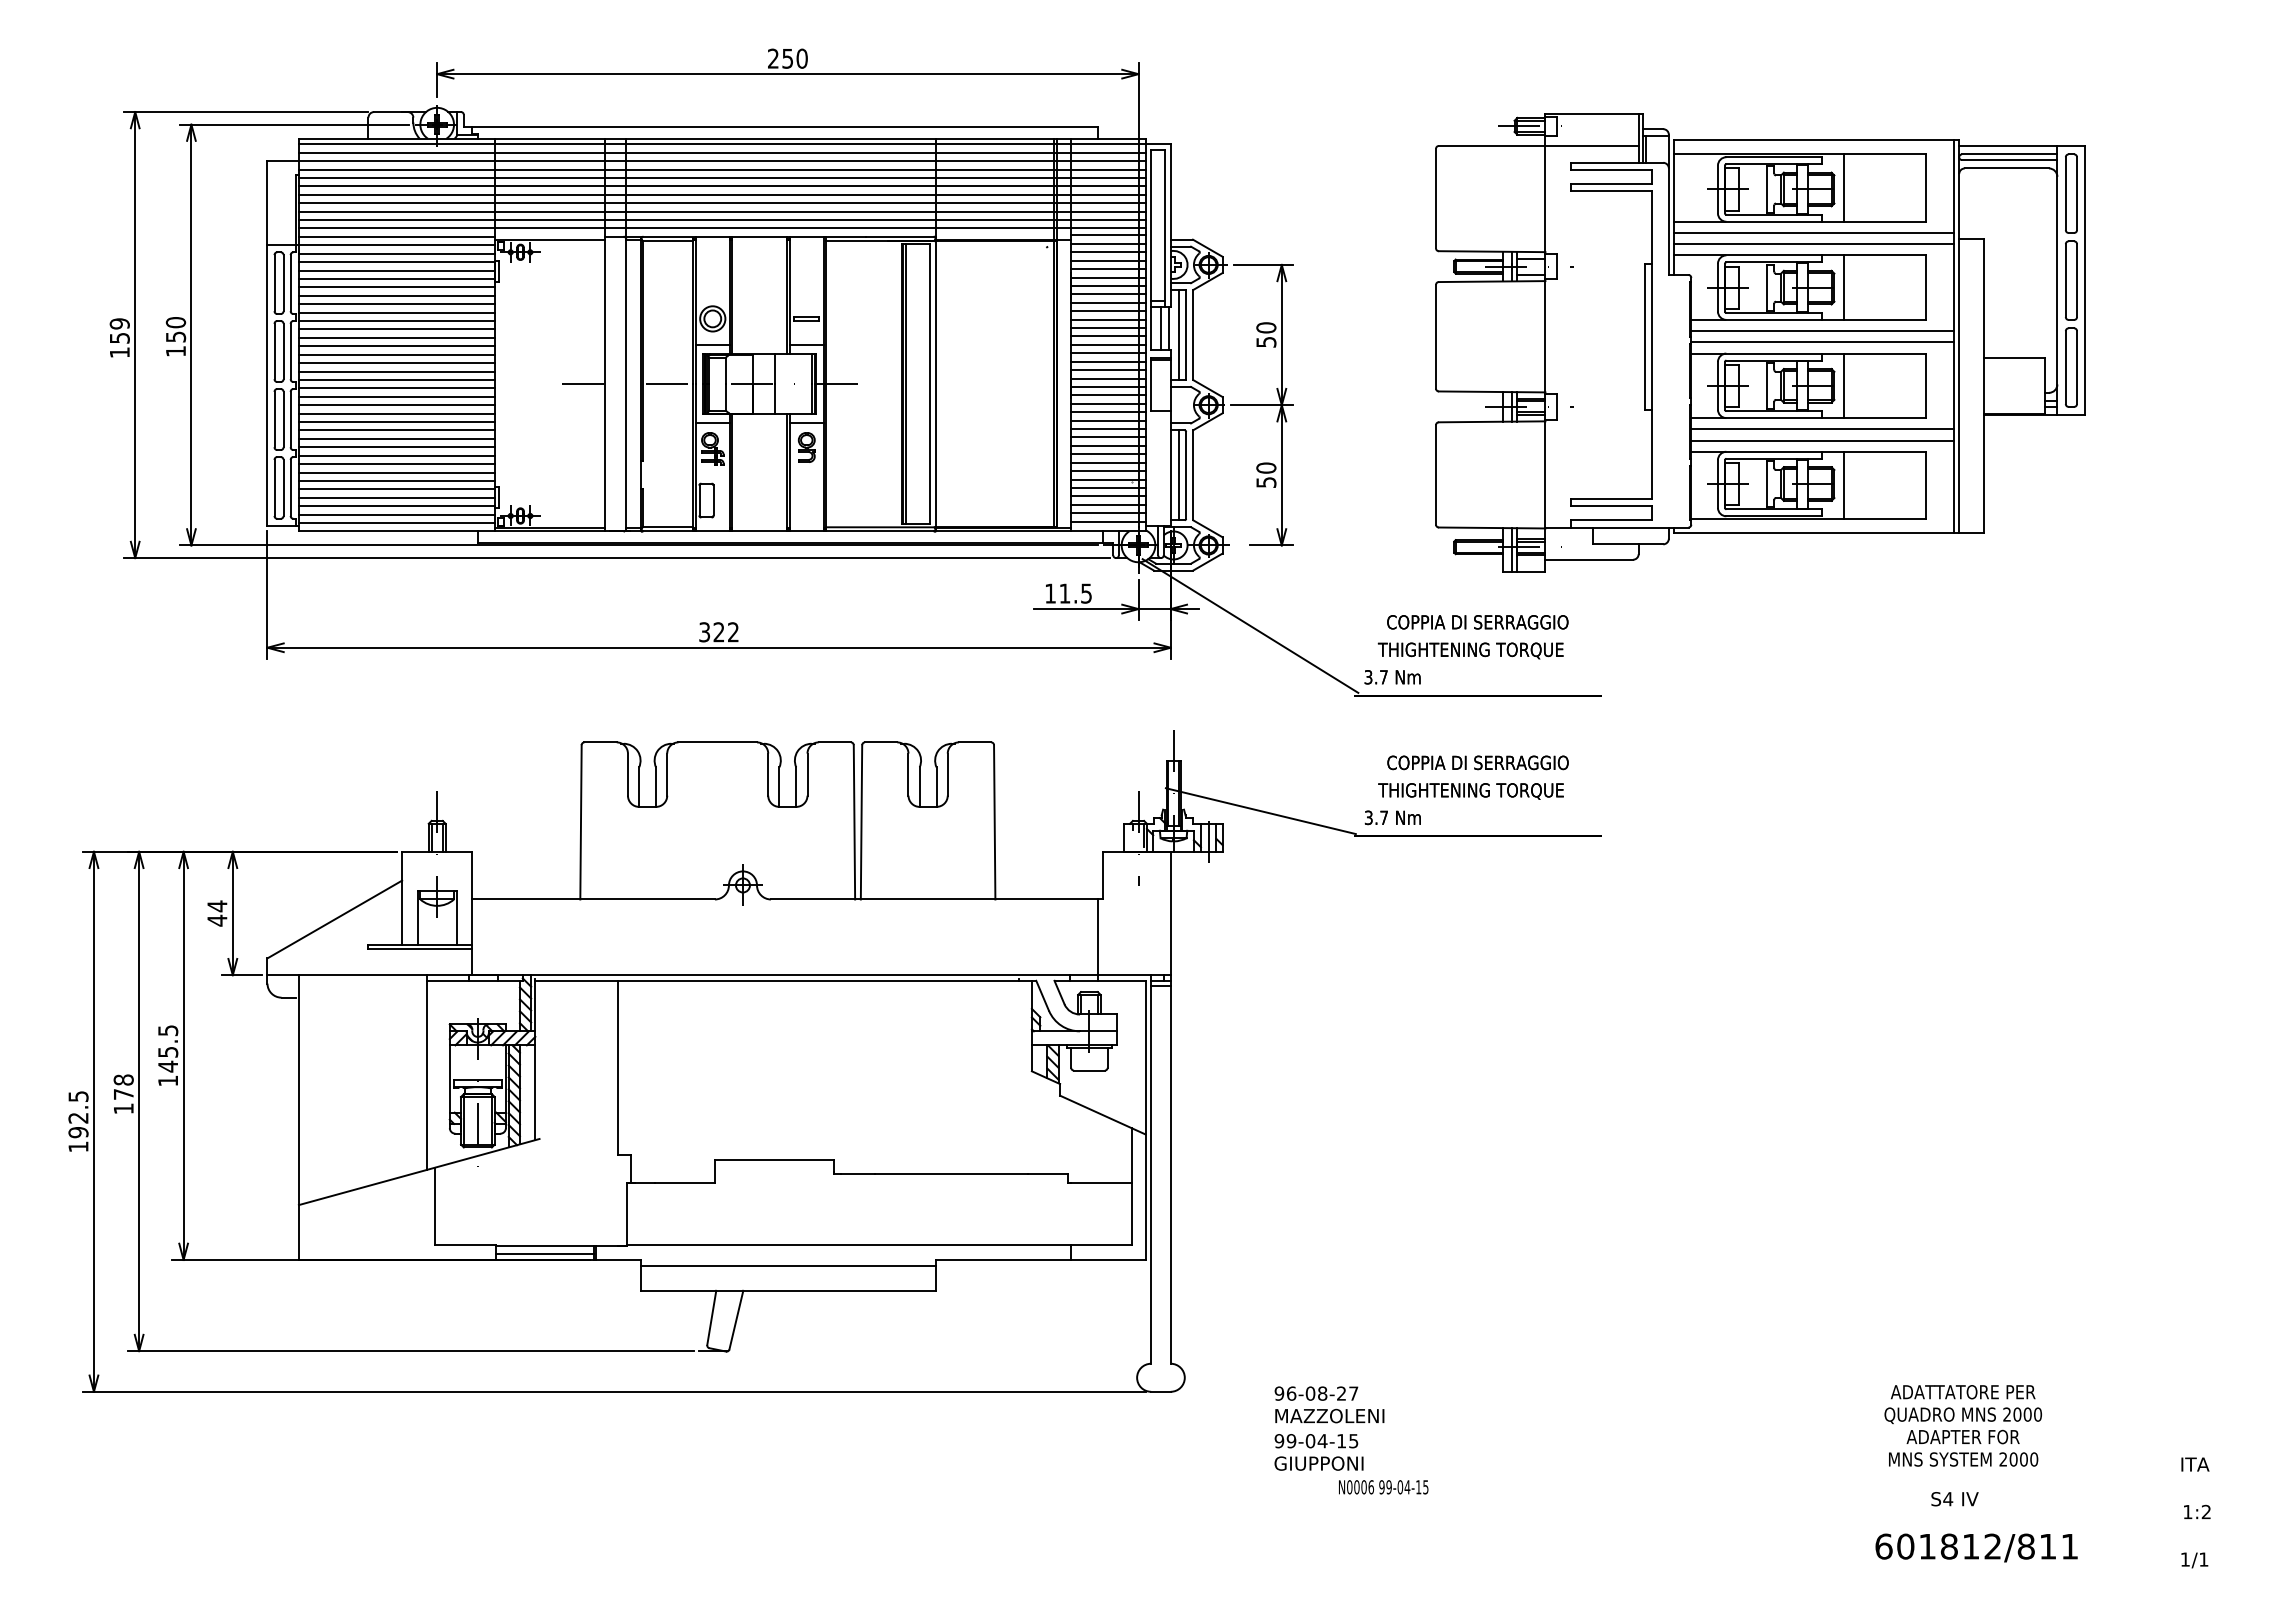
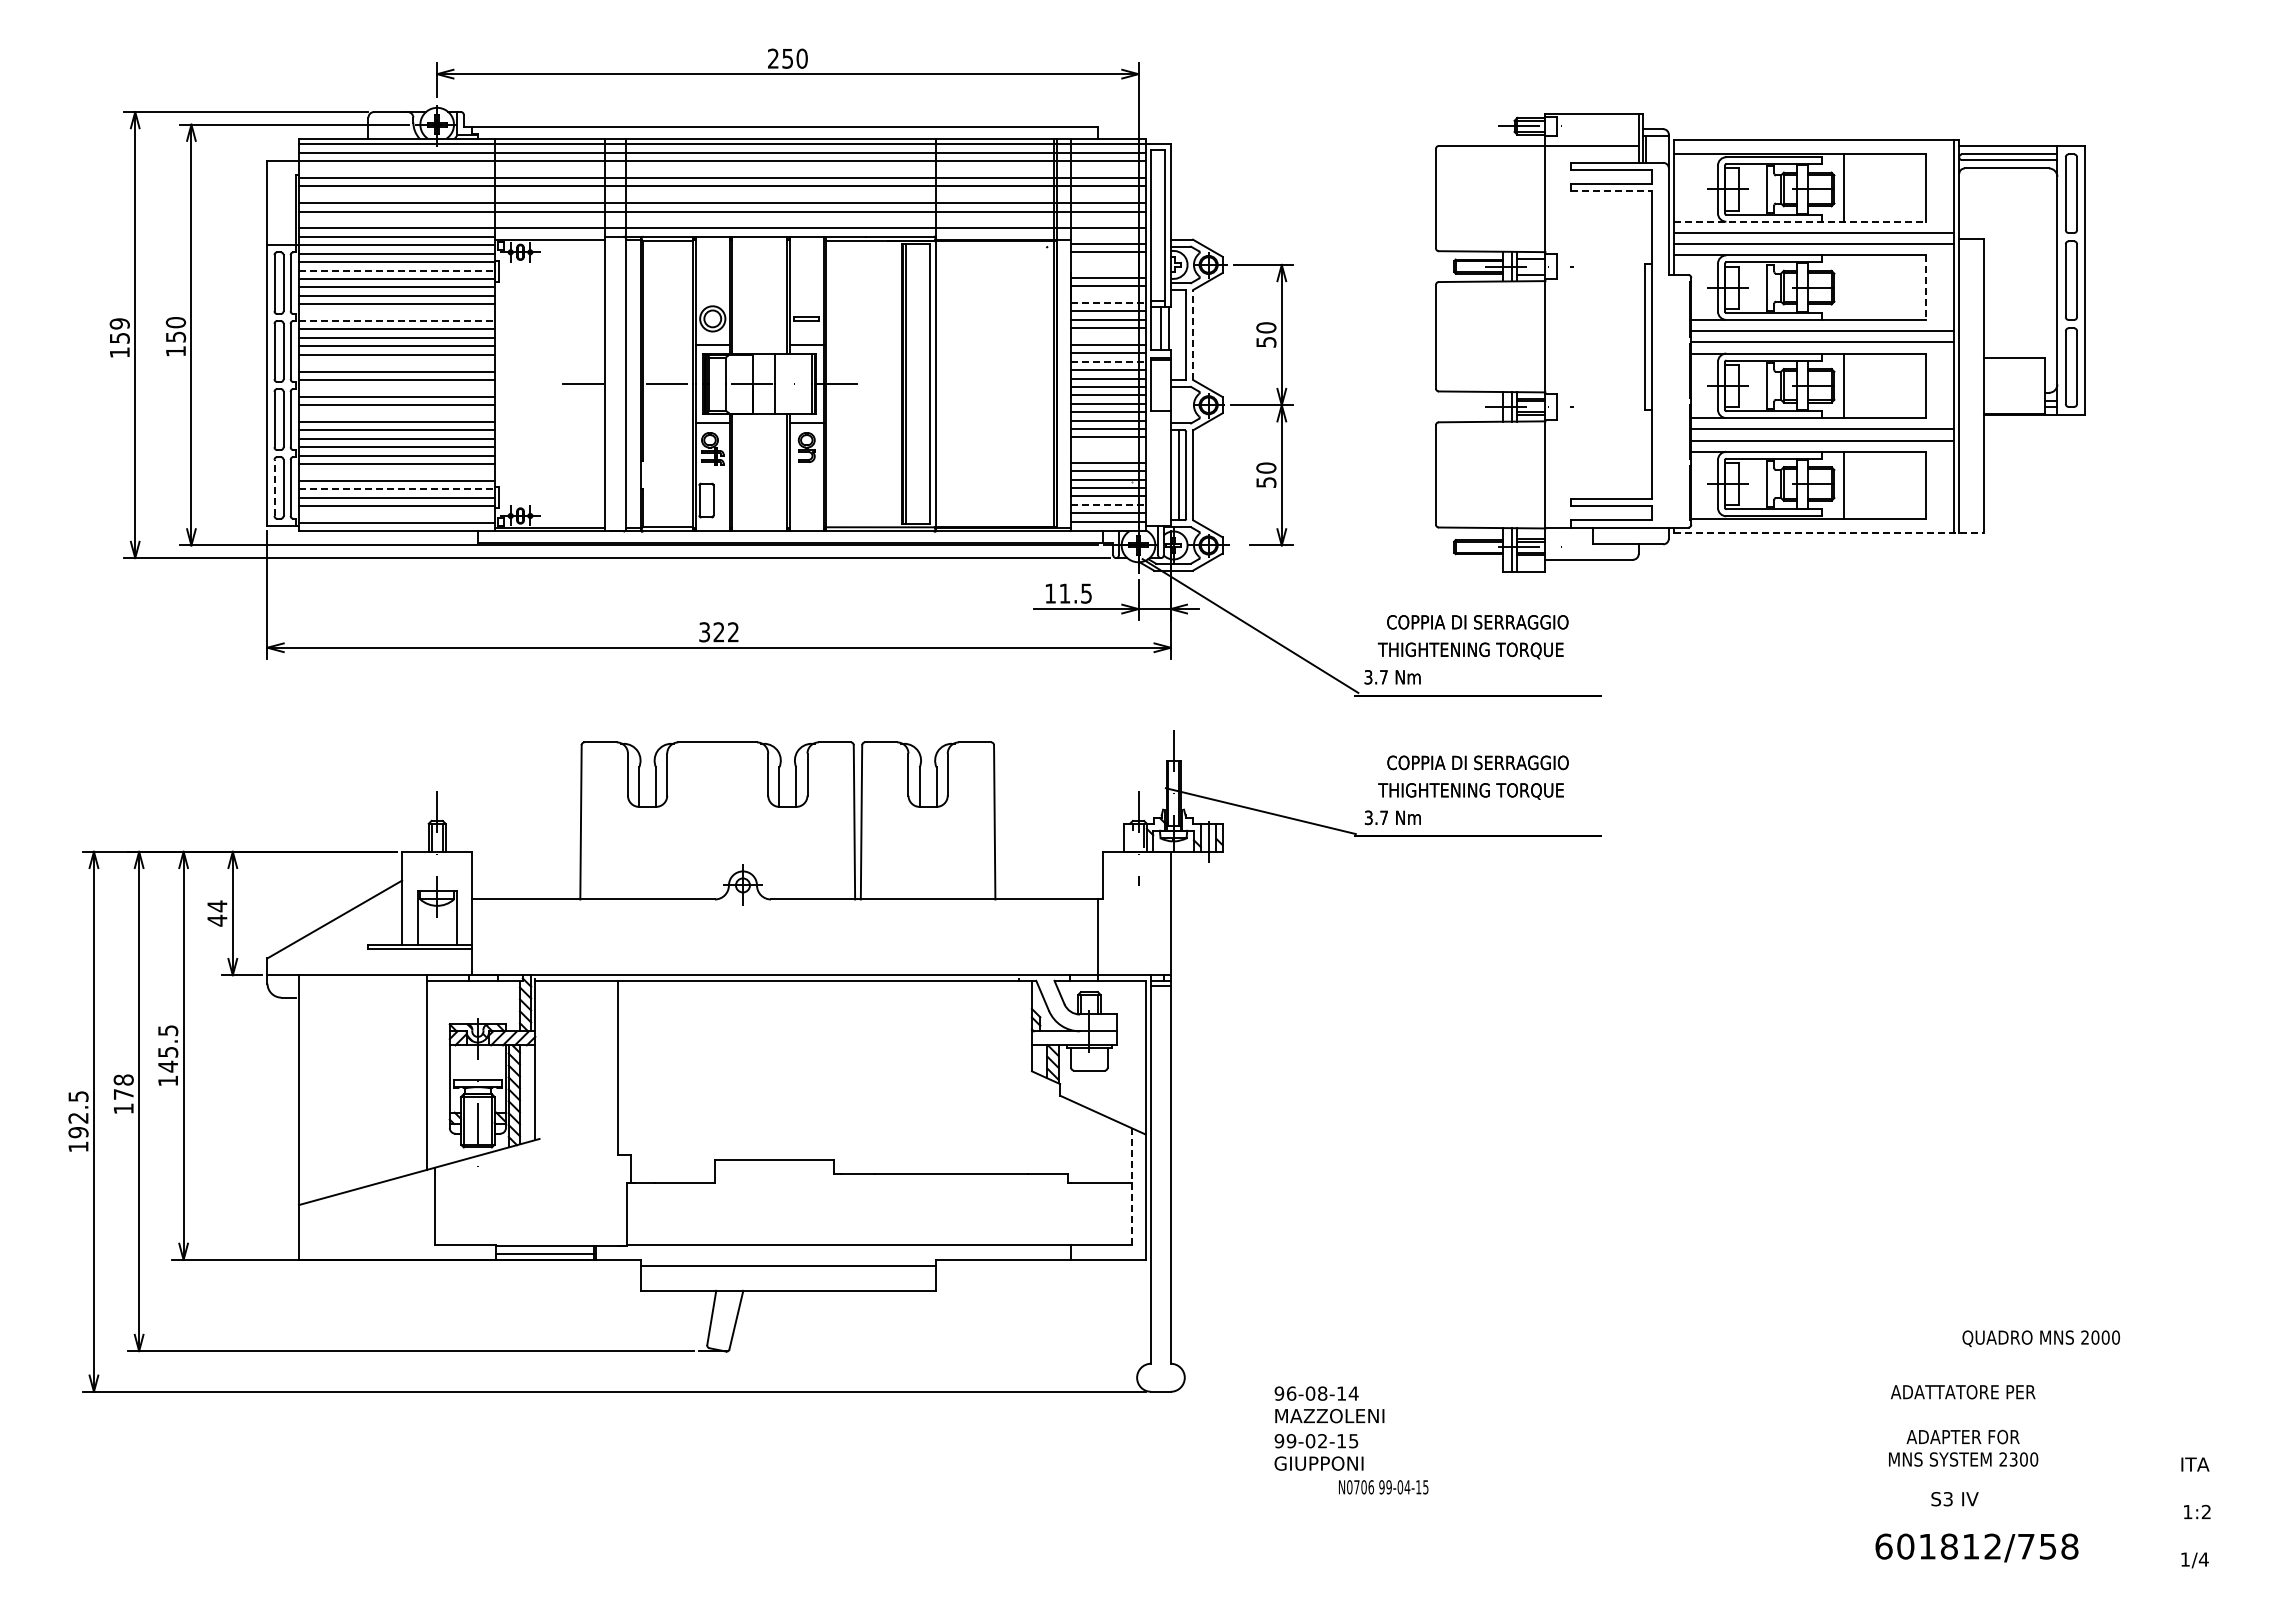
line: present -> none (721, 169)
line: solid -> dashed (1611, 190)
line: present -> none (721, 194)
line: present -> none (721, 220)
line: solid -> dashed (1800, 221)
line: present -> none (1108, 235)
line: present -> none (1108, 260)
line: present -> none (1108, 269)
line: solid -> dashed (397, 270)
line: present -> none (1844, 287)
line: solid -> dashed (1925, 288)
line: present -> none (1108, 294)
line: solid -> dashed (1108, 302)
line: present -> none (396, 312)
line: solid -> dashed (397, 321)
line: present -> none (1178, 334)
line: solid -> dashed (1193, 334)
line: present -> none (1108, 336)
line: solid -> dashed (1108, 361)
line: present -> none (396, 363)
line: present -> none (396, 388)
line: present -> none (396, 413)
line: present -> none (1108, 445)
line: present -> none (1108, 454)
line: present -> none (396, 472)
line: solid -> dashed (274, 487)
line: solid -> dashed (397, 489)
line: solid -> dashed (1108, 504)
line: present -> none (396, 514)
line: solid -> dashed (1829, 533)
line: solid -> dashed (1132, 1187)
text: 96-08-27 -> 96-08-14 (1347, 1393)
text position: (1962, 1415) -> (2040, 1338) (2040, 1338)
text: 99-04-15 -> 99-02-15 (1322, 1441)
text: 2000 -> 2300 (2013, 1459)
text: N0006 -> N0706 (1356, 1487)
text: S4 -> S3 (1948, 1499)
text: 601812/811 -> 601812/758 (2047, 1546)
text: 1/1 -> 1/4 (2203, 1559)
